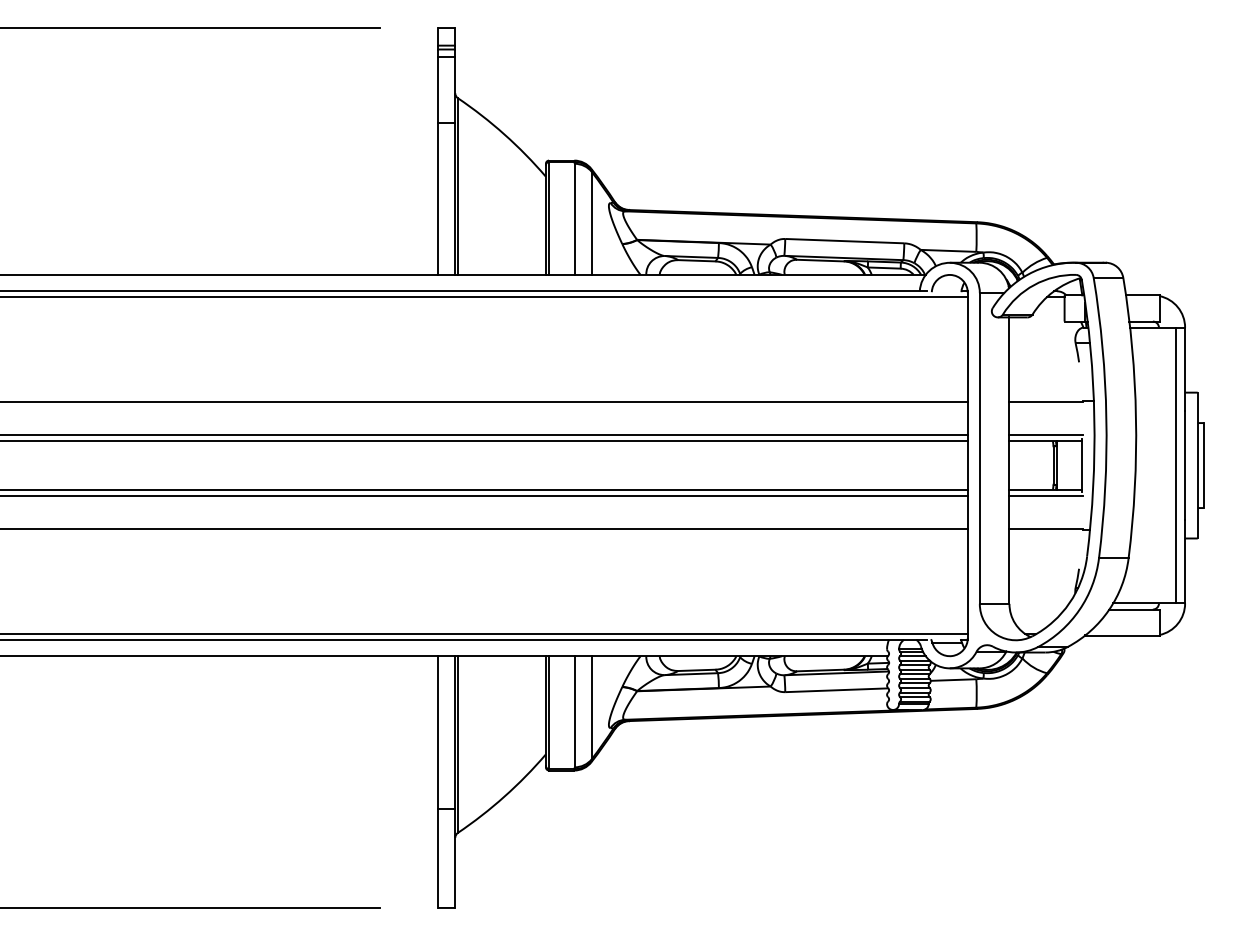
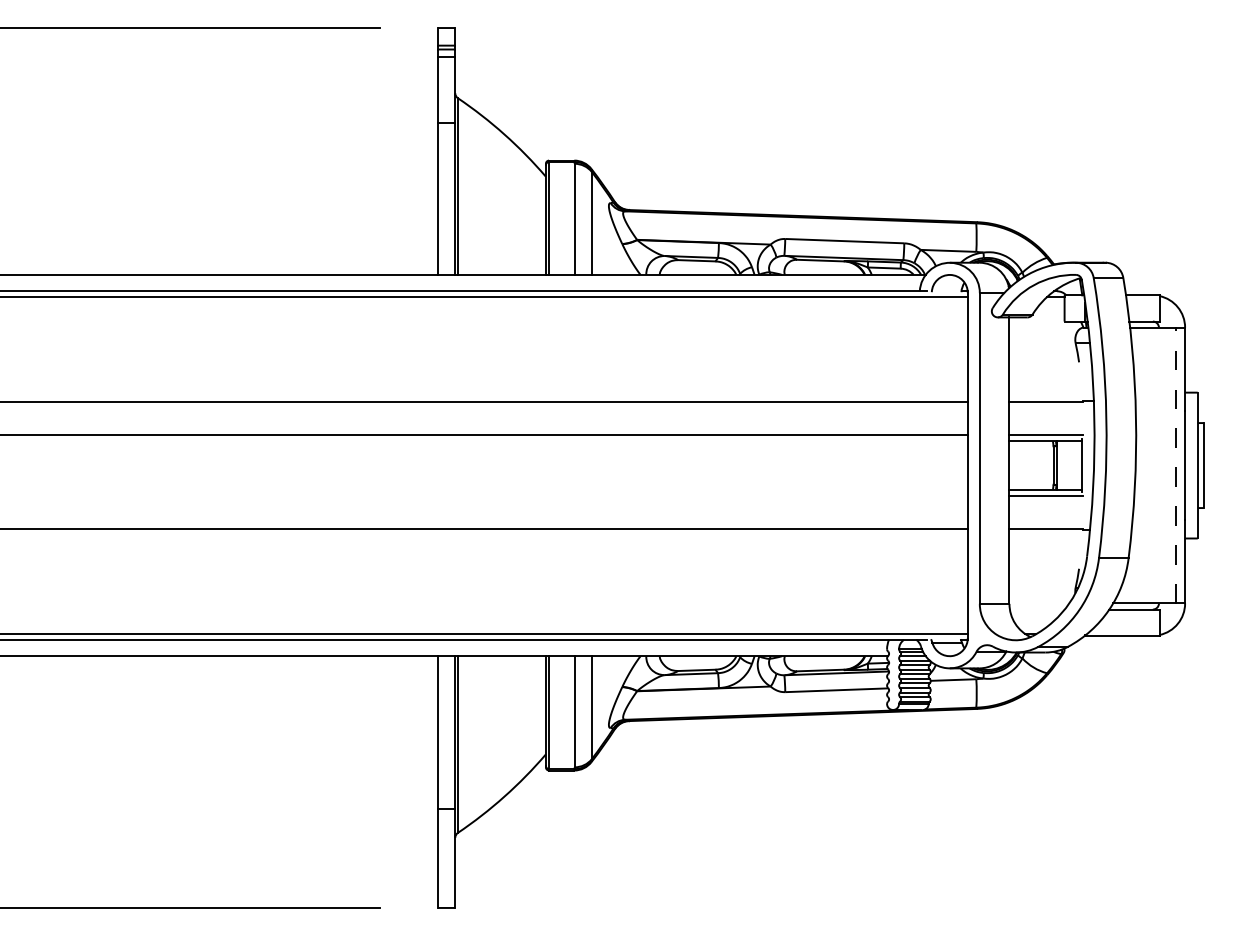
line: present -> none (484, 441)
line: solid -> dashed (1175, 465)
line: present -> none (484, 489)
line: present -> none (484, 495)
